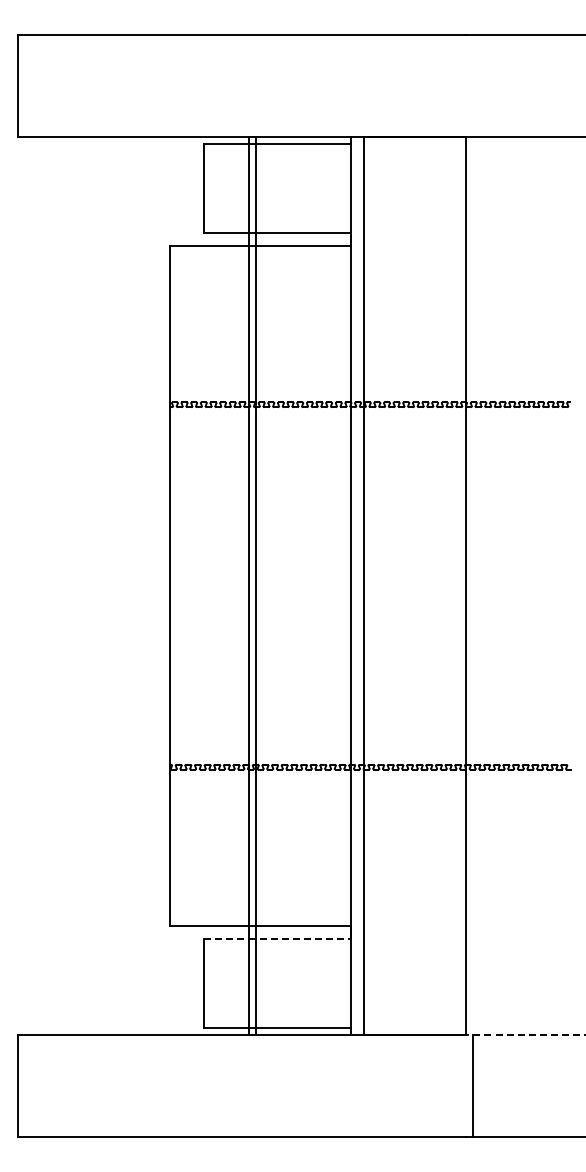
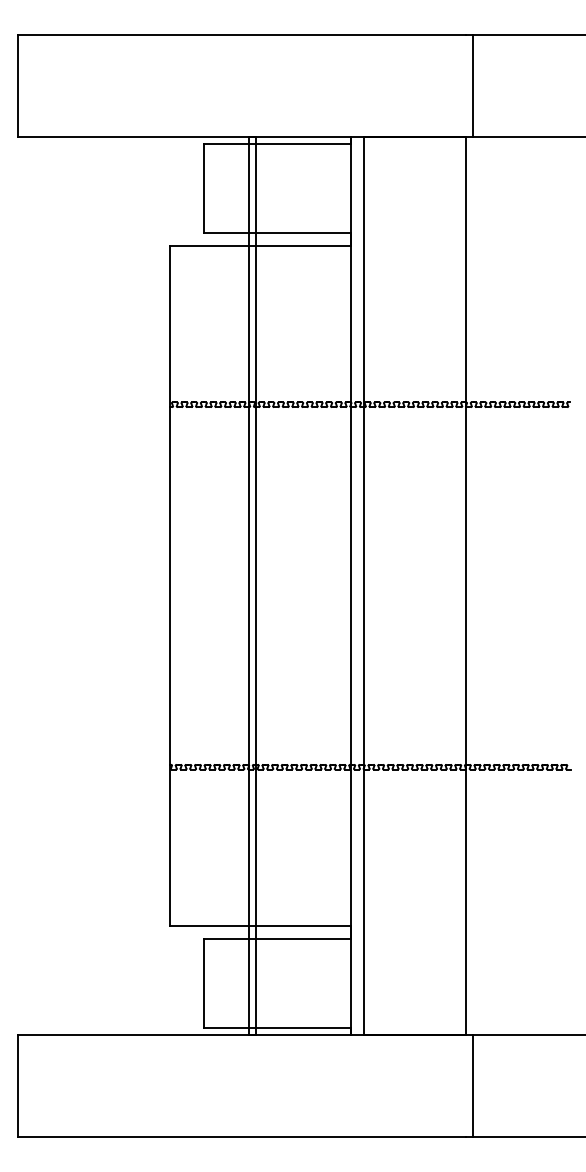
line: none -> present (473, 86)
line: dashed -> solid (277, 939)
line: dashed -> solid (525, 1034)
